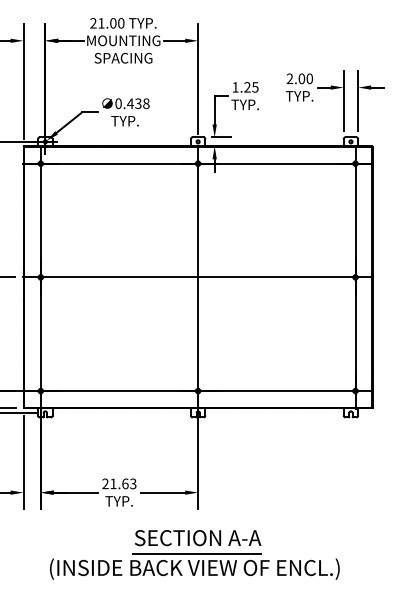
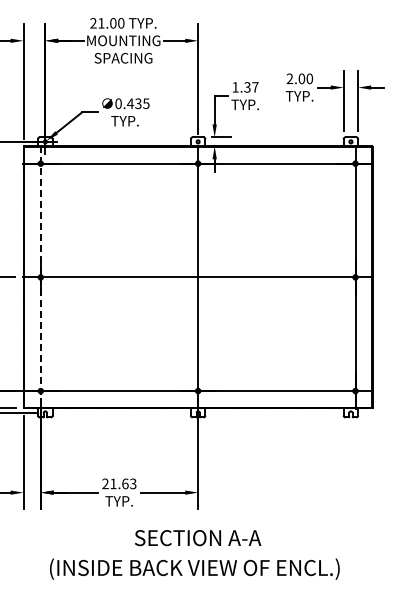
text: 1.25 -> 1.37 (251, 87)
text: 0.438 -> 0.435 (146, 103)
line: solid -> dashed (40, 277)
line: present -> none (196, 554)
